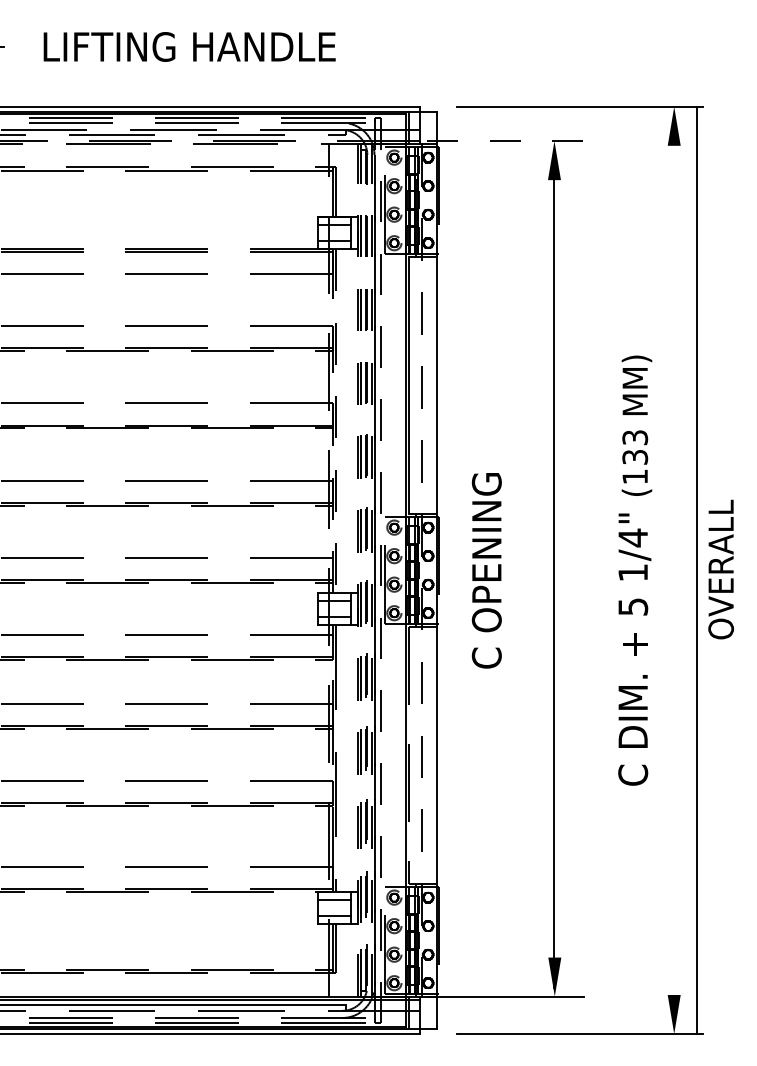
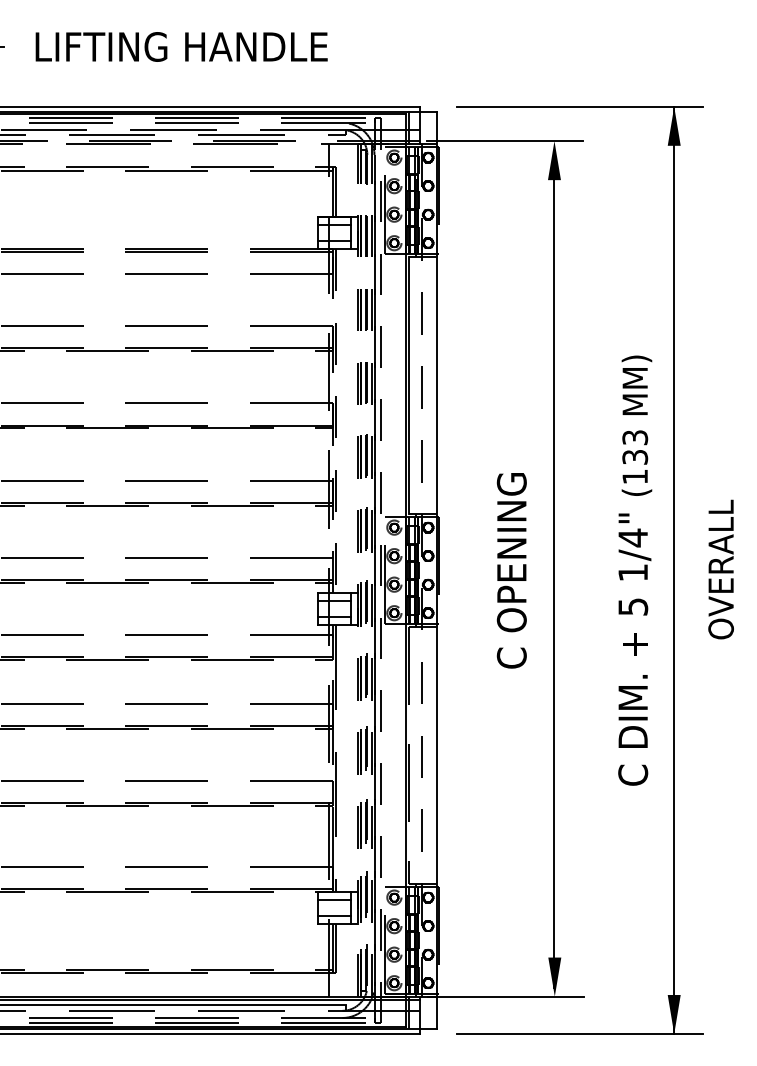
text position: (189, 46) -> (181, 46) (181, 46)
line: dashed -> solid (505, 141)
text position: (486, 570) -> (511, 570) (511, 570)
line position: (697, 570) -> (674, 570) (674, 570)
